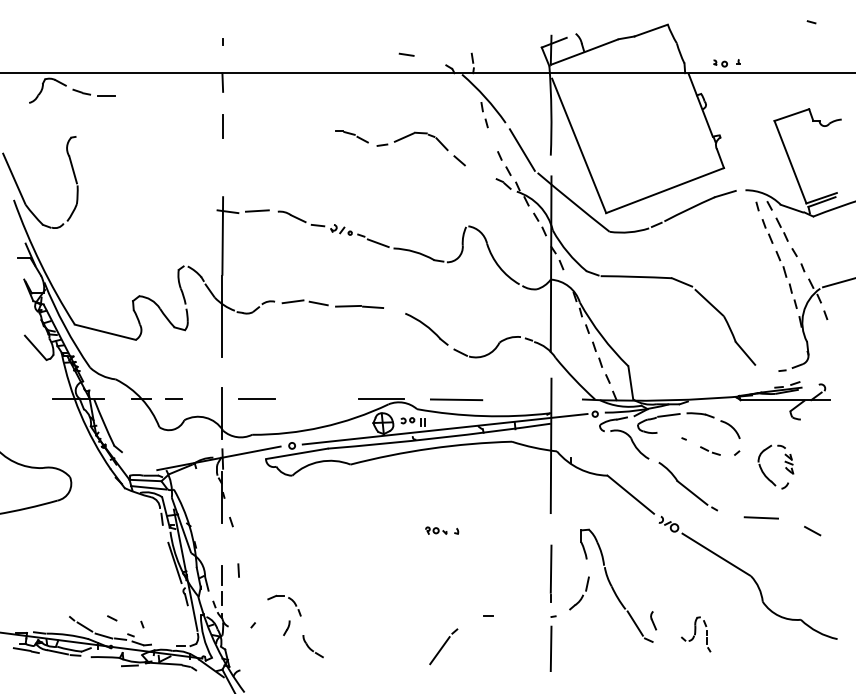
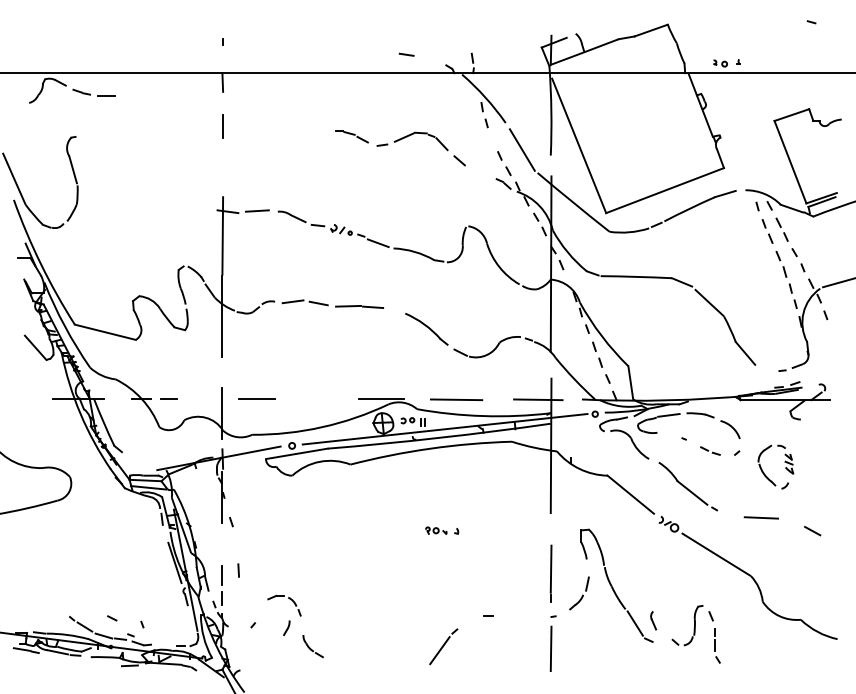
line position: (173, 398) -> (168, 398) (168, 398)
line: none -> present (538, 399)
part size: 31x37 px -> 50x59 px (695, 634)
